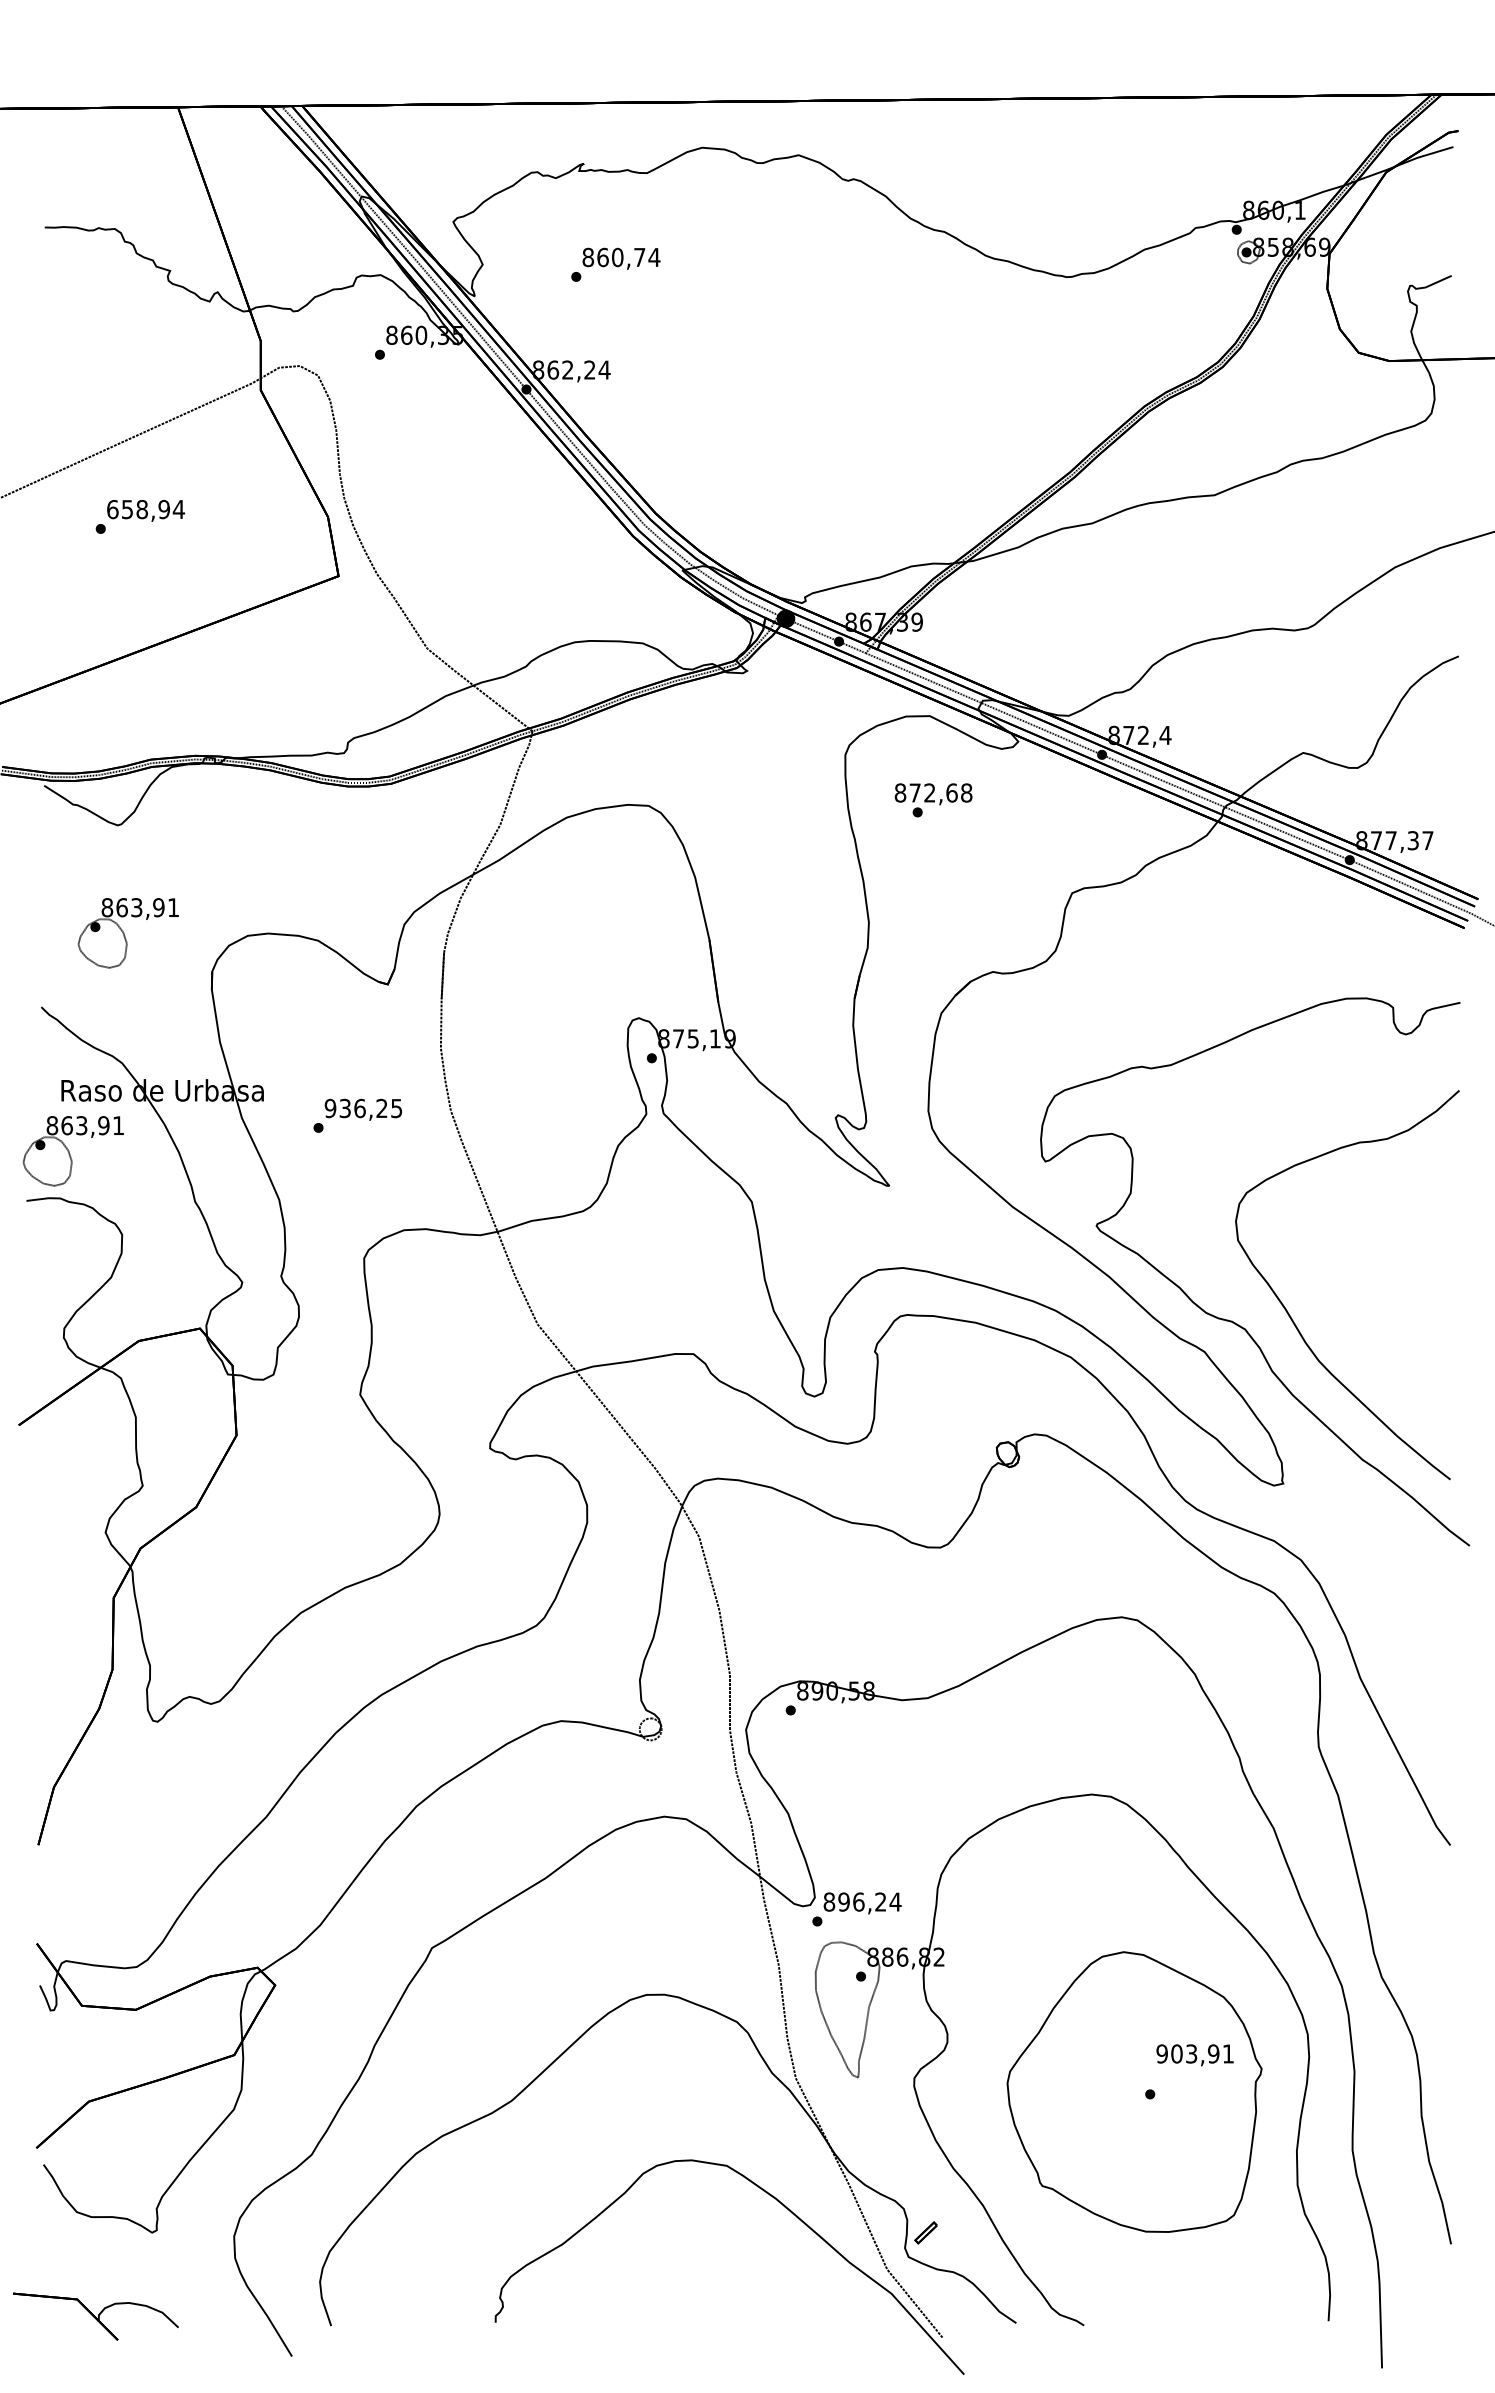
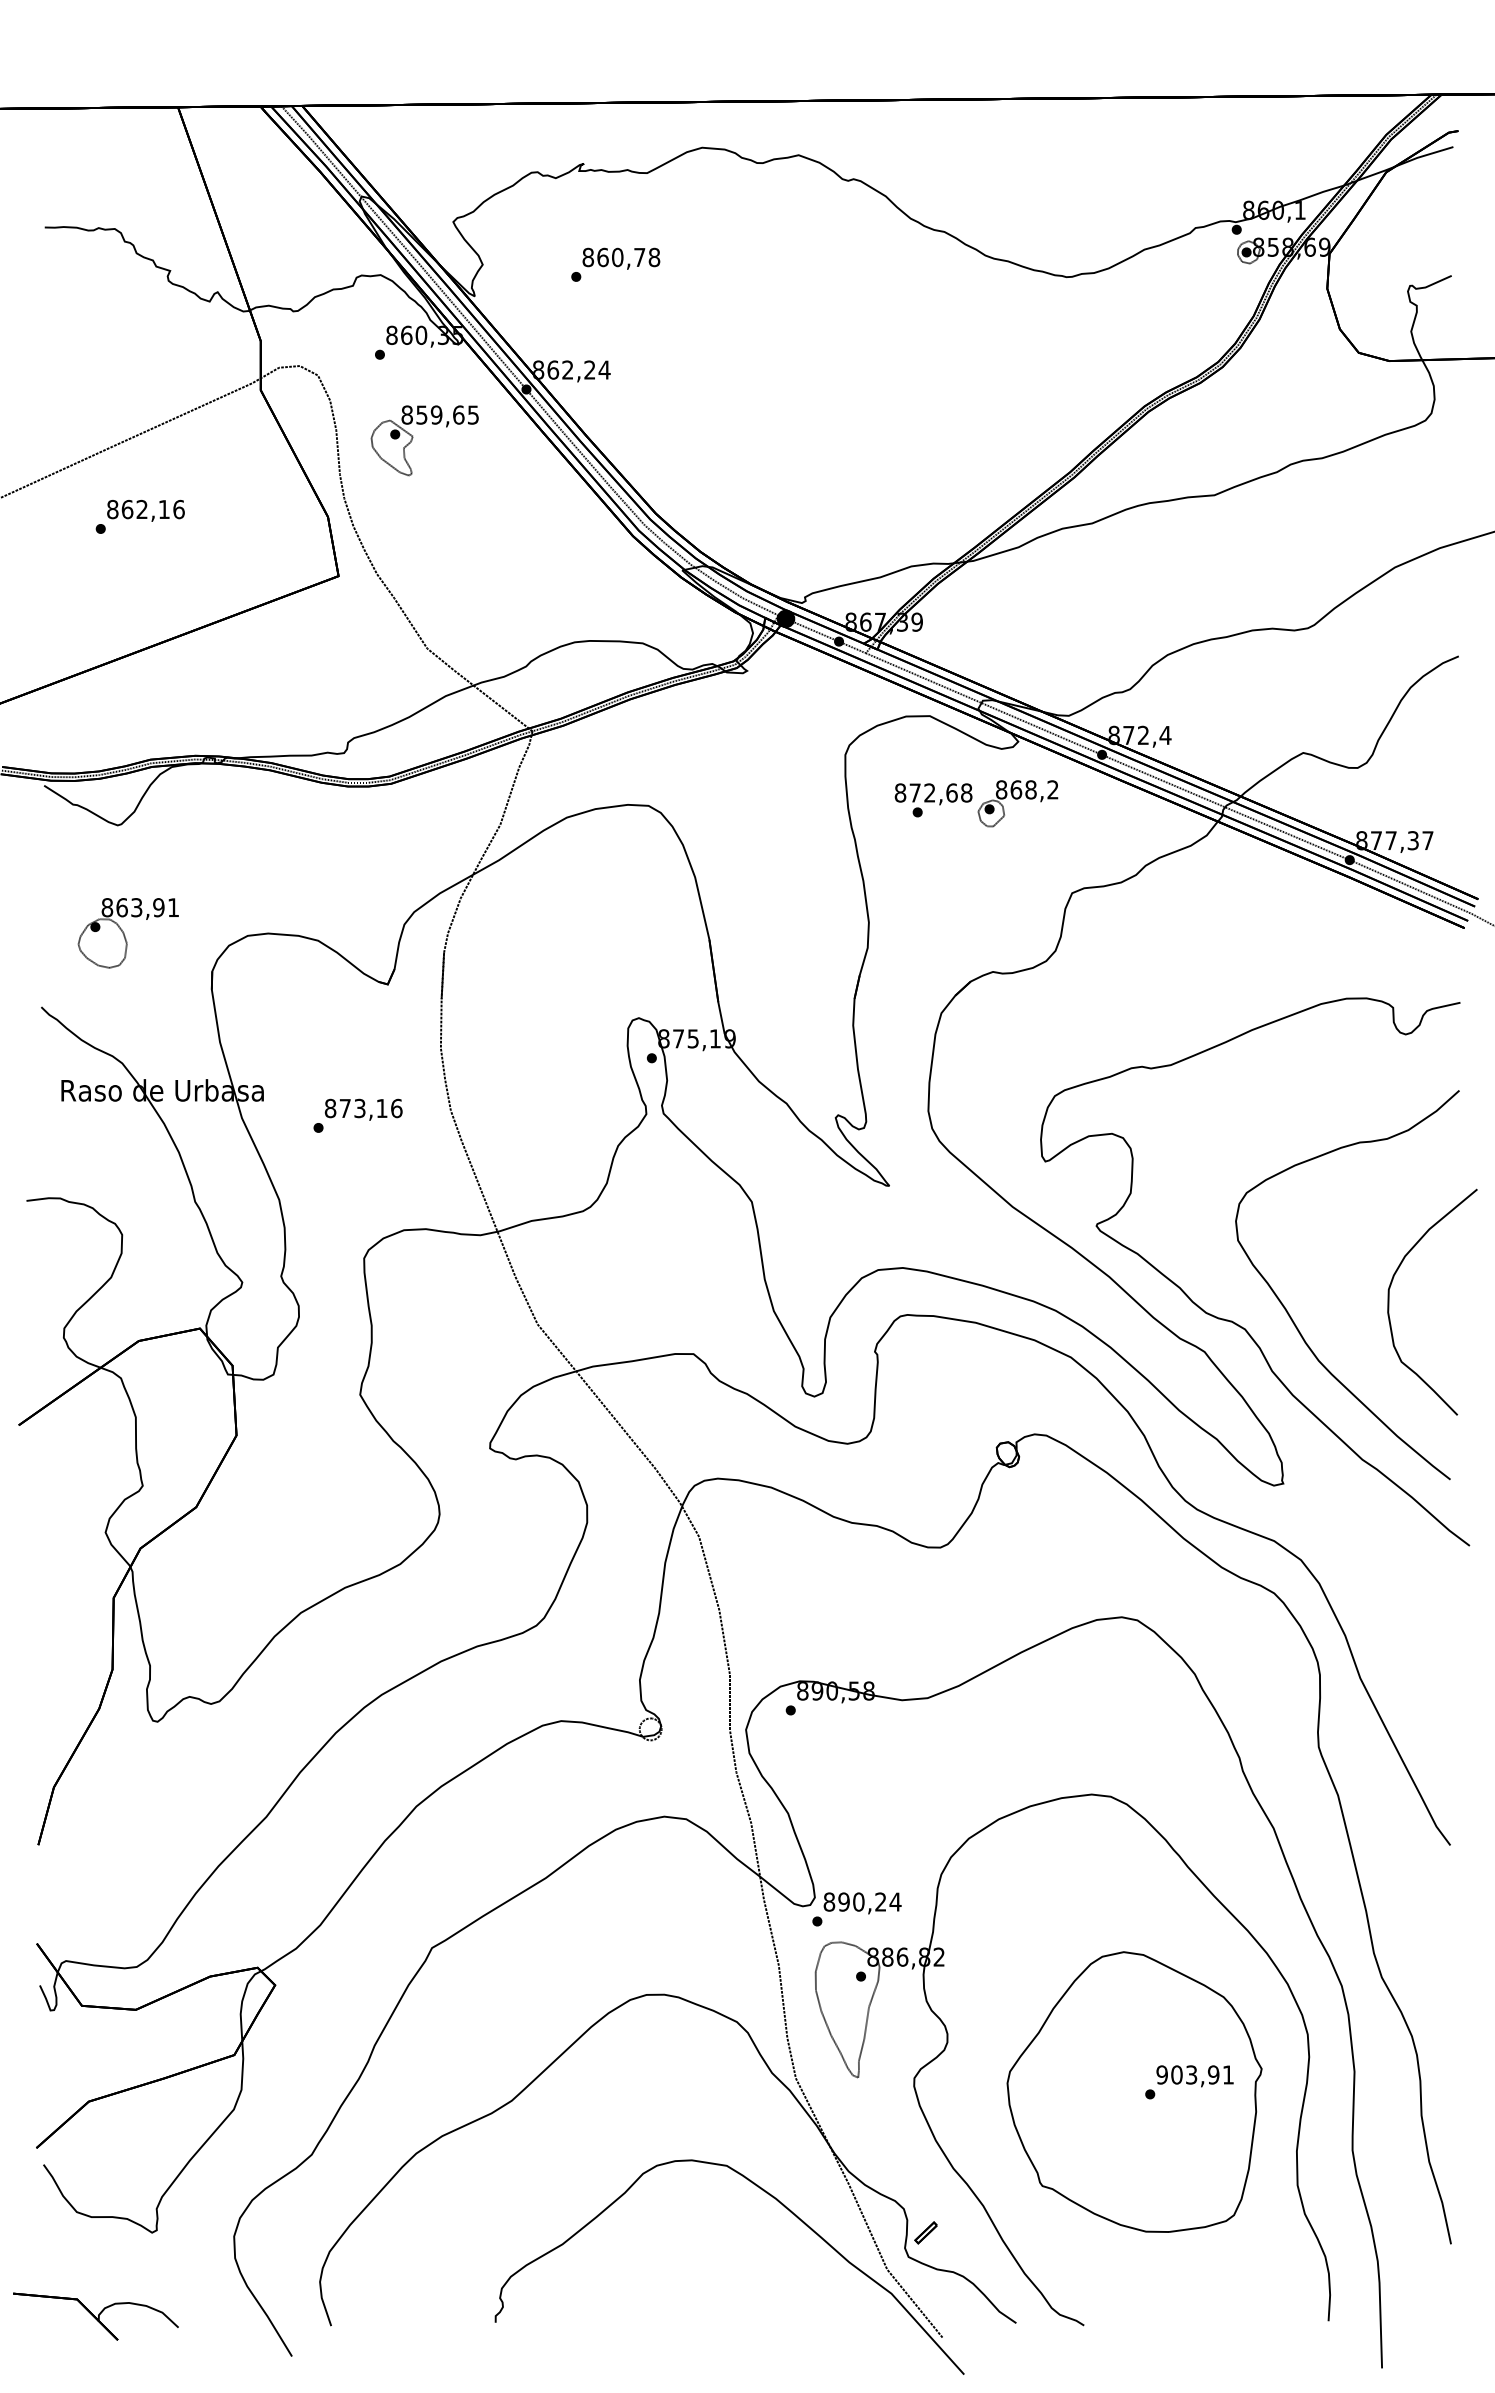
text: 860,74 -> 860,78 (654, 257)
part: none -> present (413, 437)
text: 658,94 -> 862,16 (146, 509)
part: none -> present (1017, 803)
text: 936,25 -> 873,16 (363, 1108)
part: present -> none (72, 1151)
curve: none -> present (1389, 1301)
text: 896,24 -> 890,24 (858, 1901)
text position: (1194, 2055) -> (1194, 2076) (1194, 2076)
